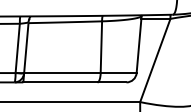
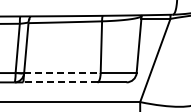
line: solid -> dashed (62, 73)
line: solid -> dashed (59, 82)
